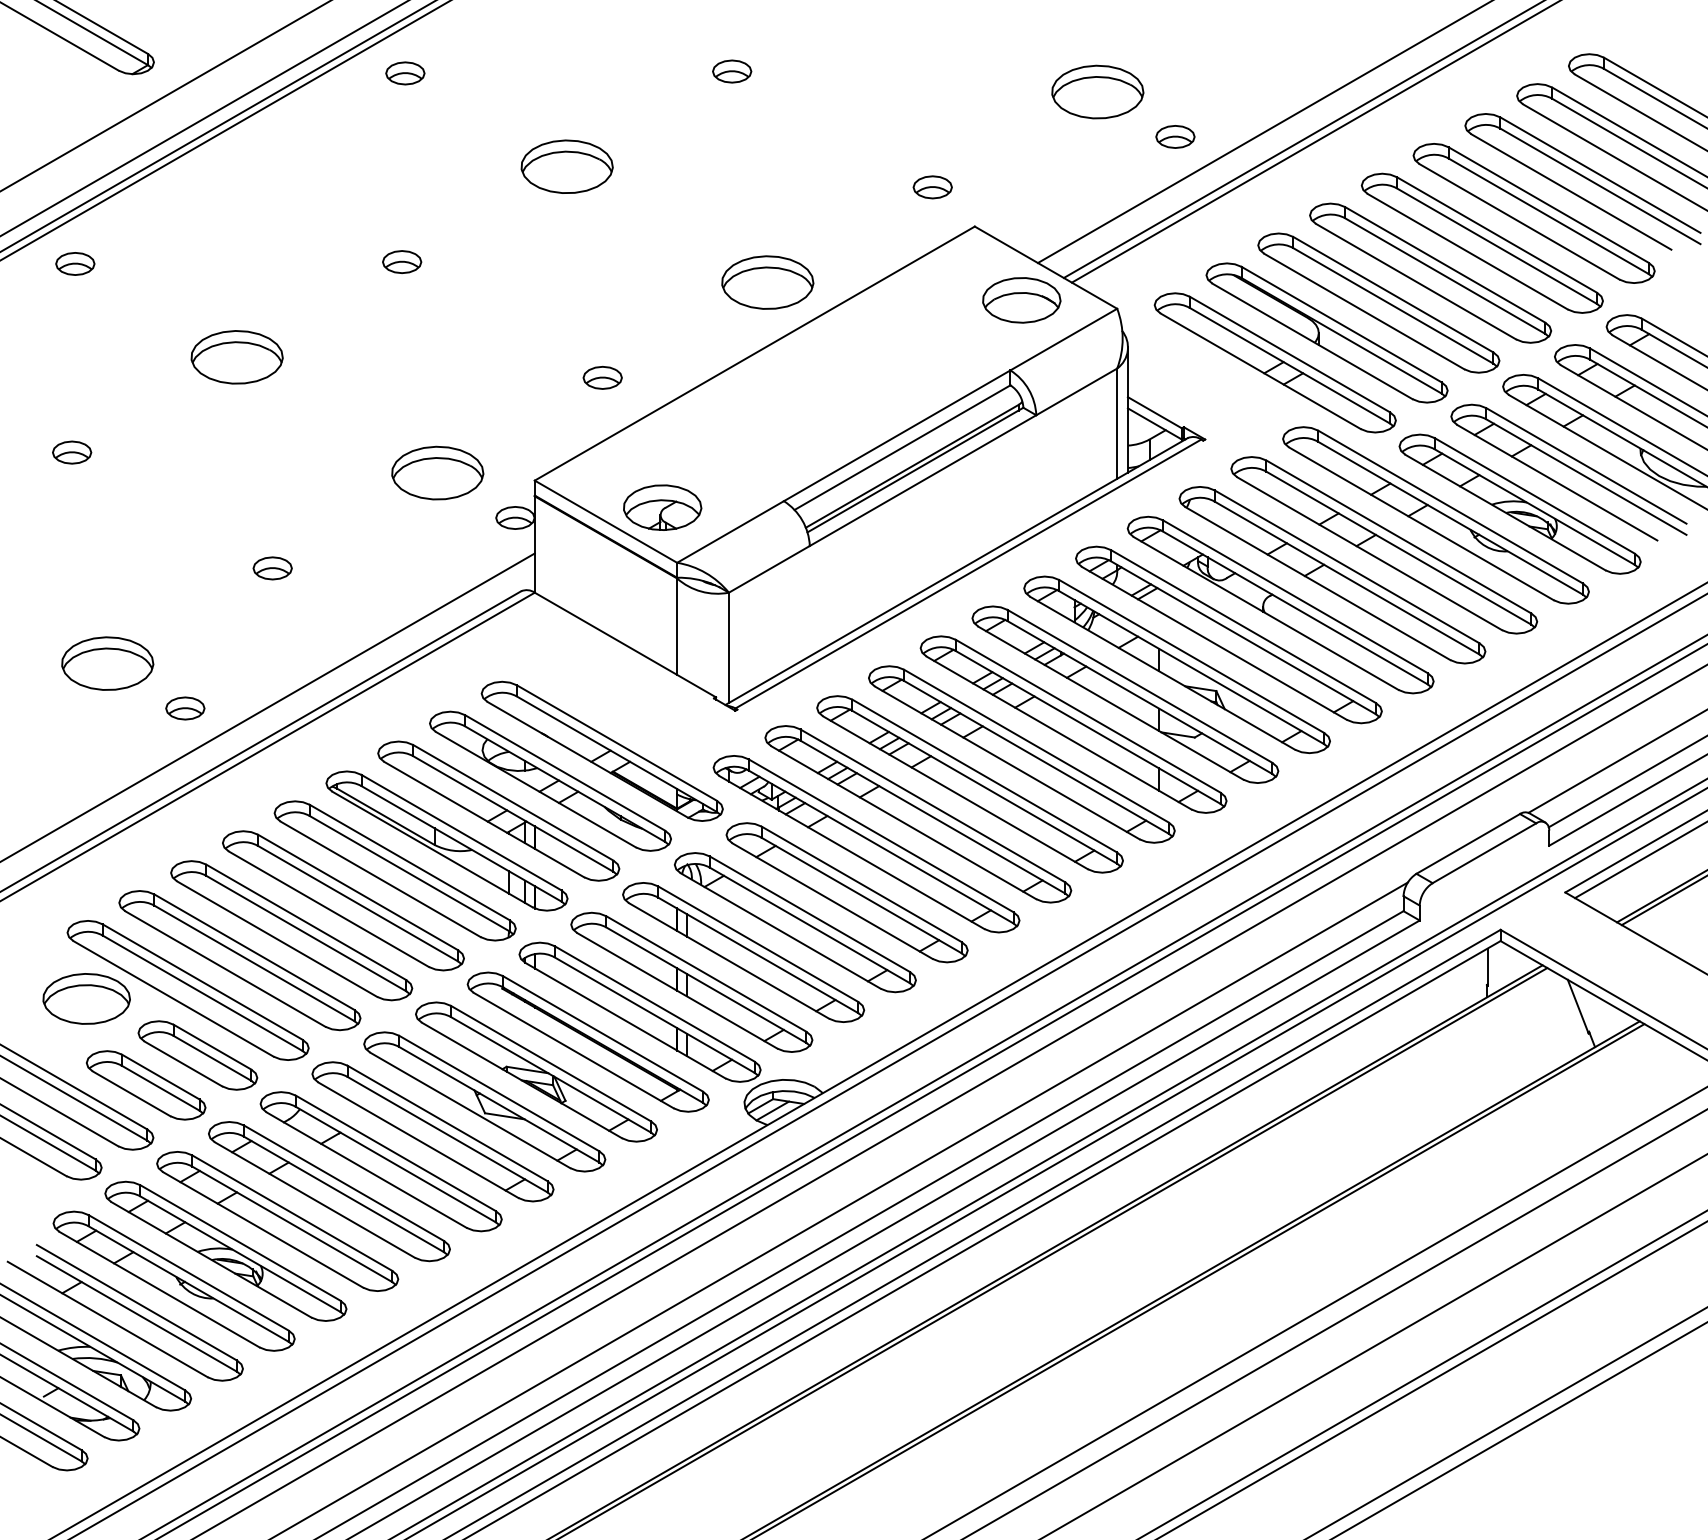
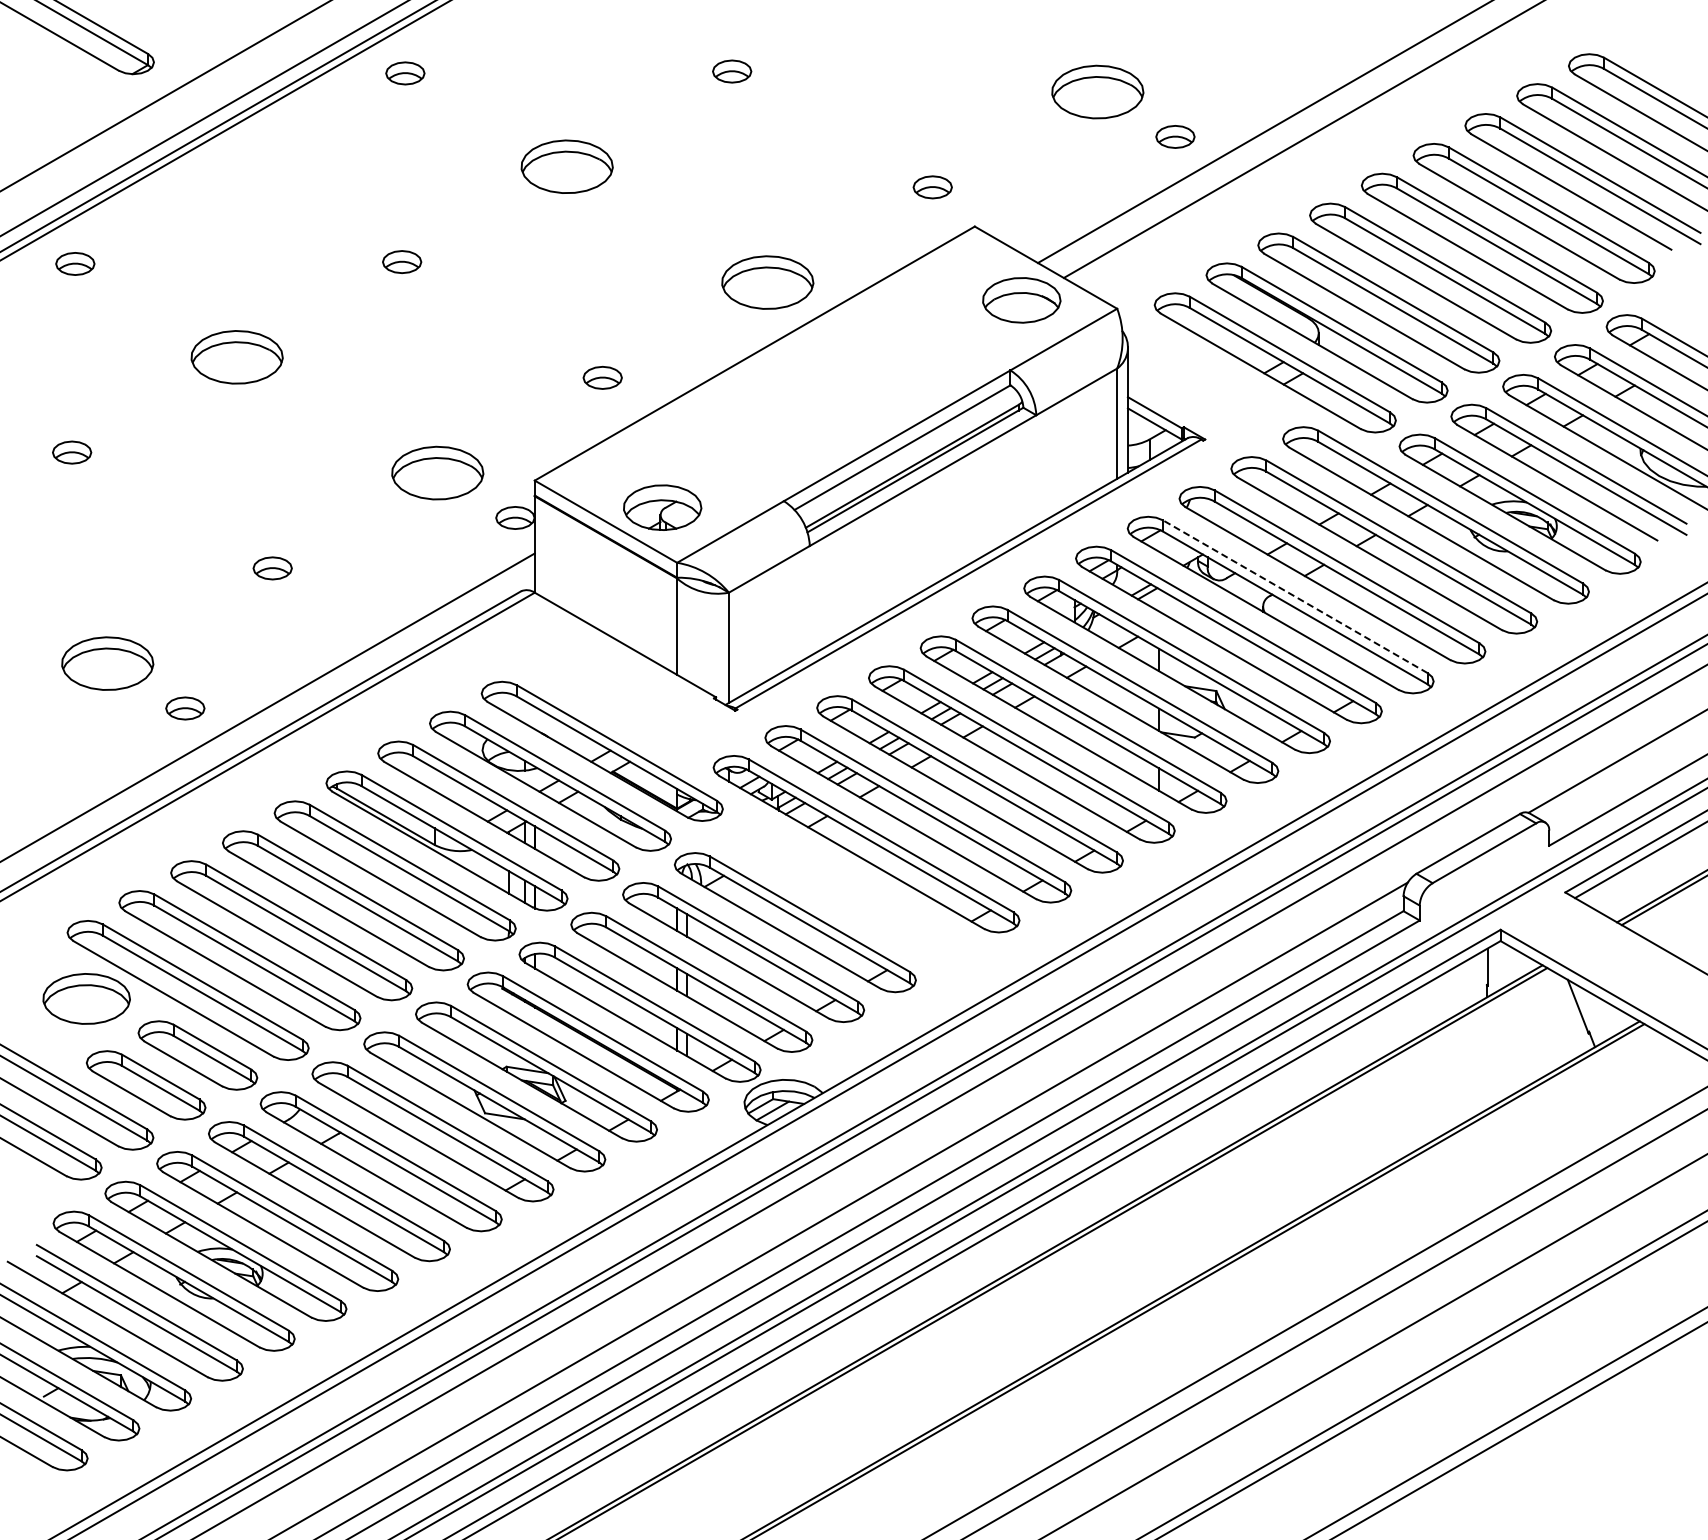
line: present -> none (1314, 142)
line: solid -> dashed (1295, 596)
line: present -> none (1626, 782)
part: present -> none (846, 892)
